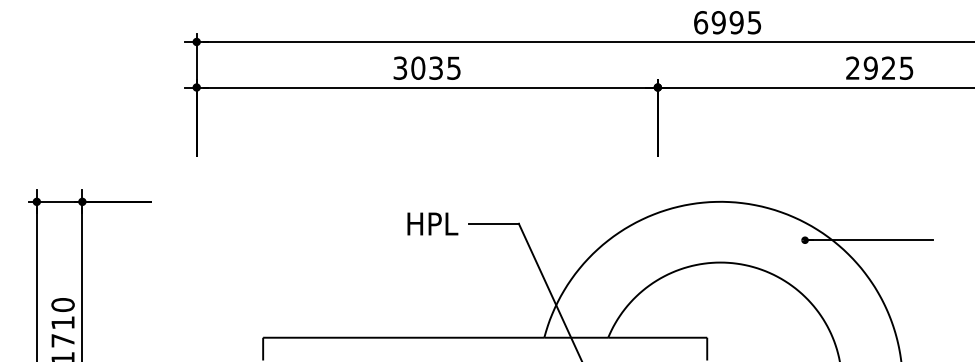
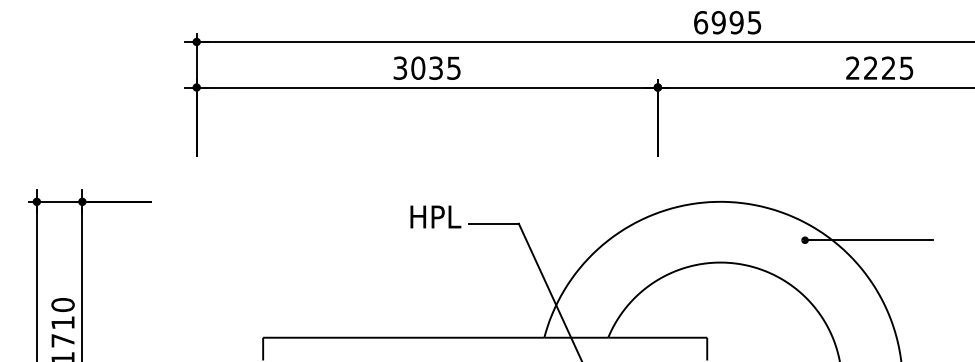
text: 2925 -> 2225 (870, 67)
text position: (432, 223) -> (435, 216) (435, 216)
